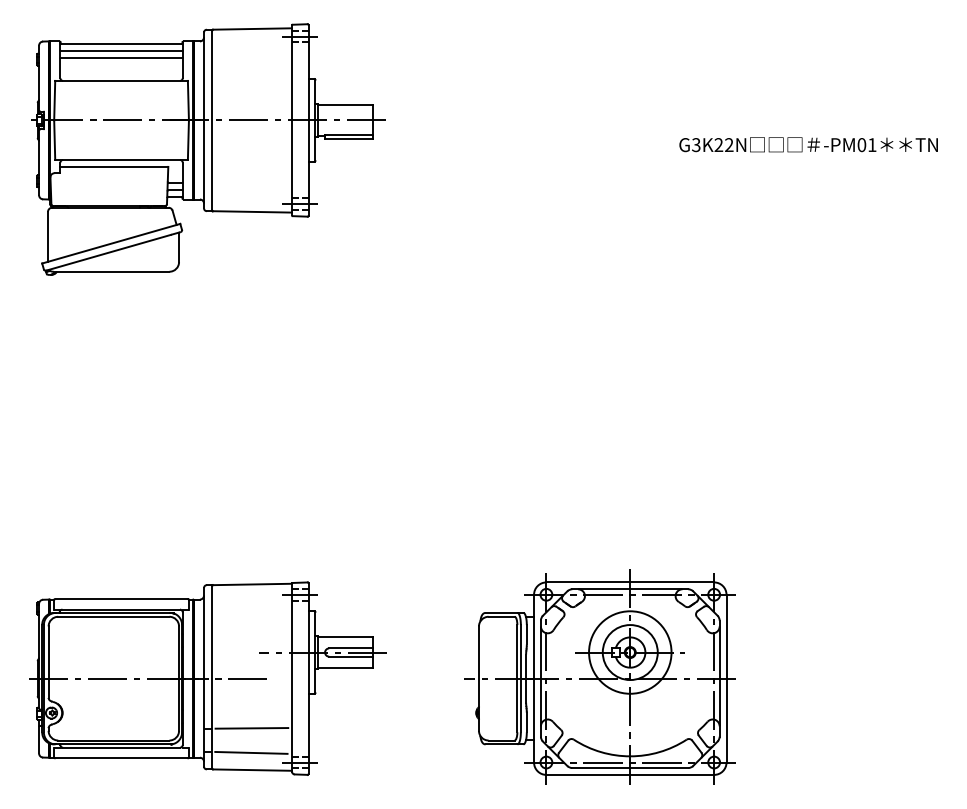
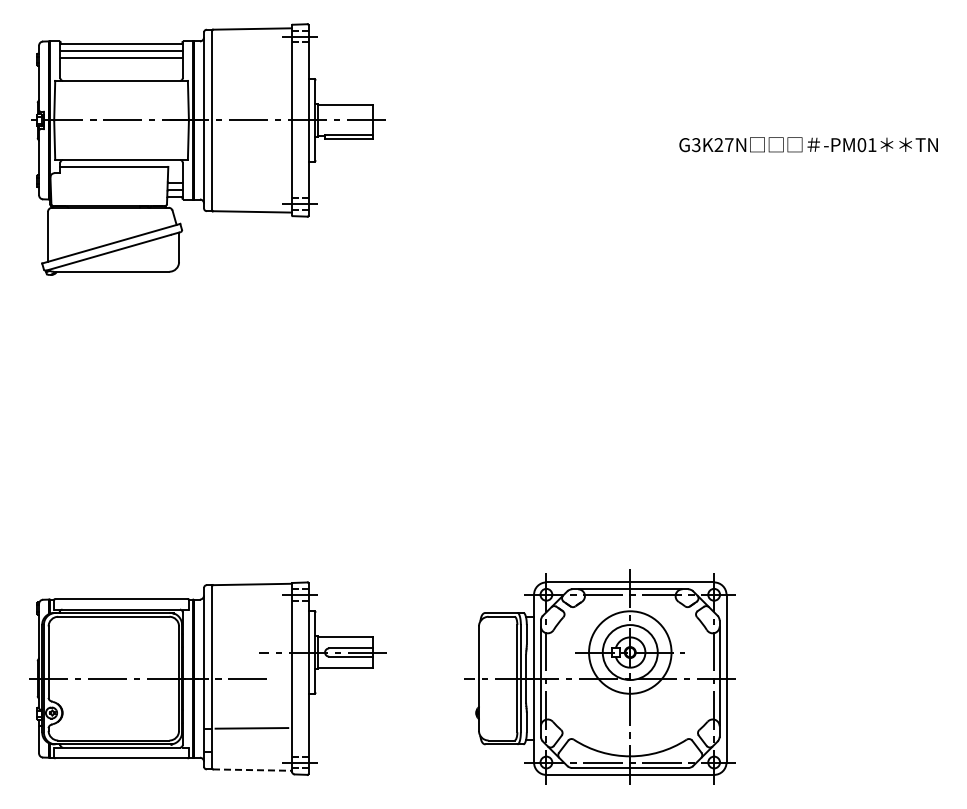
text: G3K22N -> G3K27N (729, 144)
line: present -> none (251, 752)
line: solid -> dashed (252, 770)
